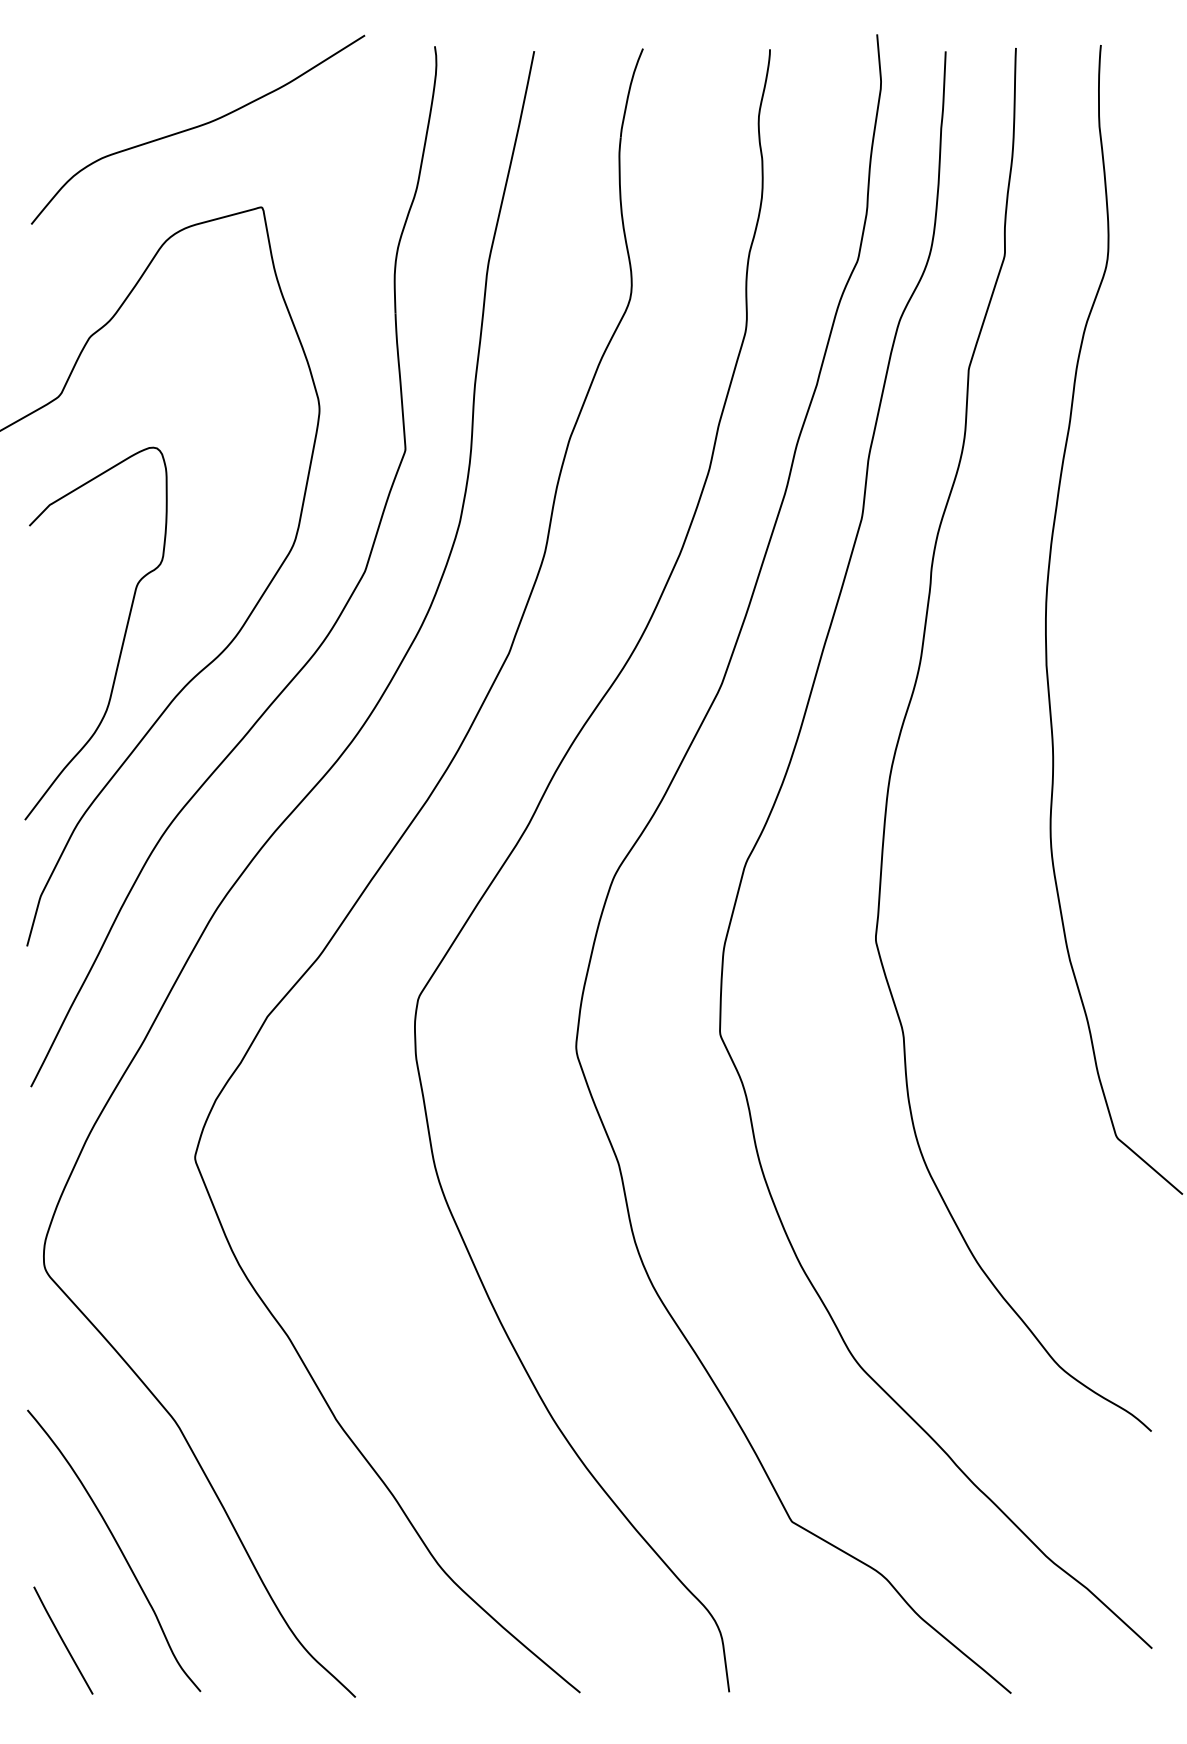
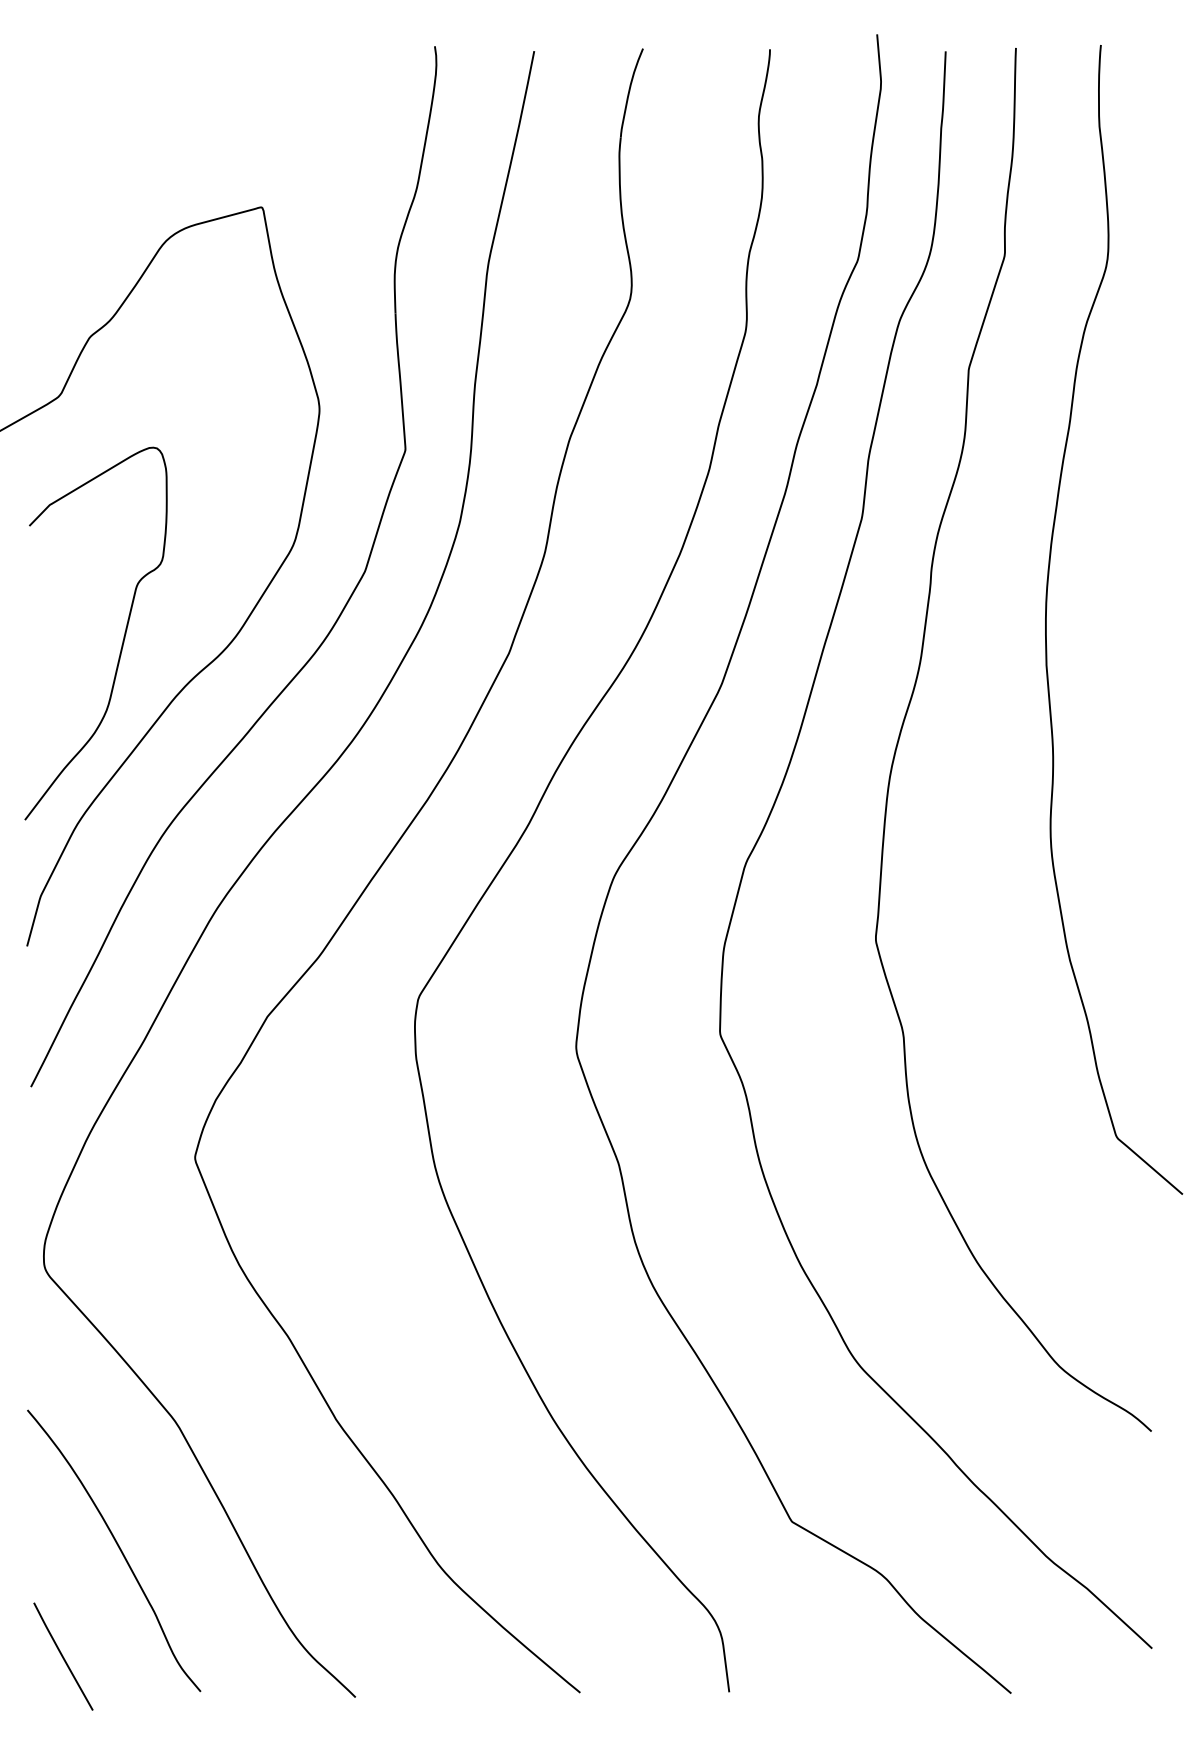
curve: present -> none (196, 128)
line position: (63, 1640) -> (63, 1656) (63, 1656)
